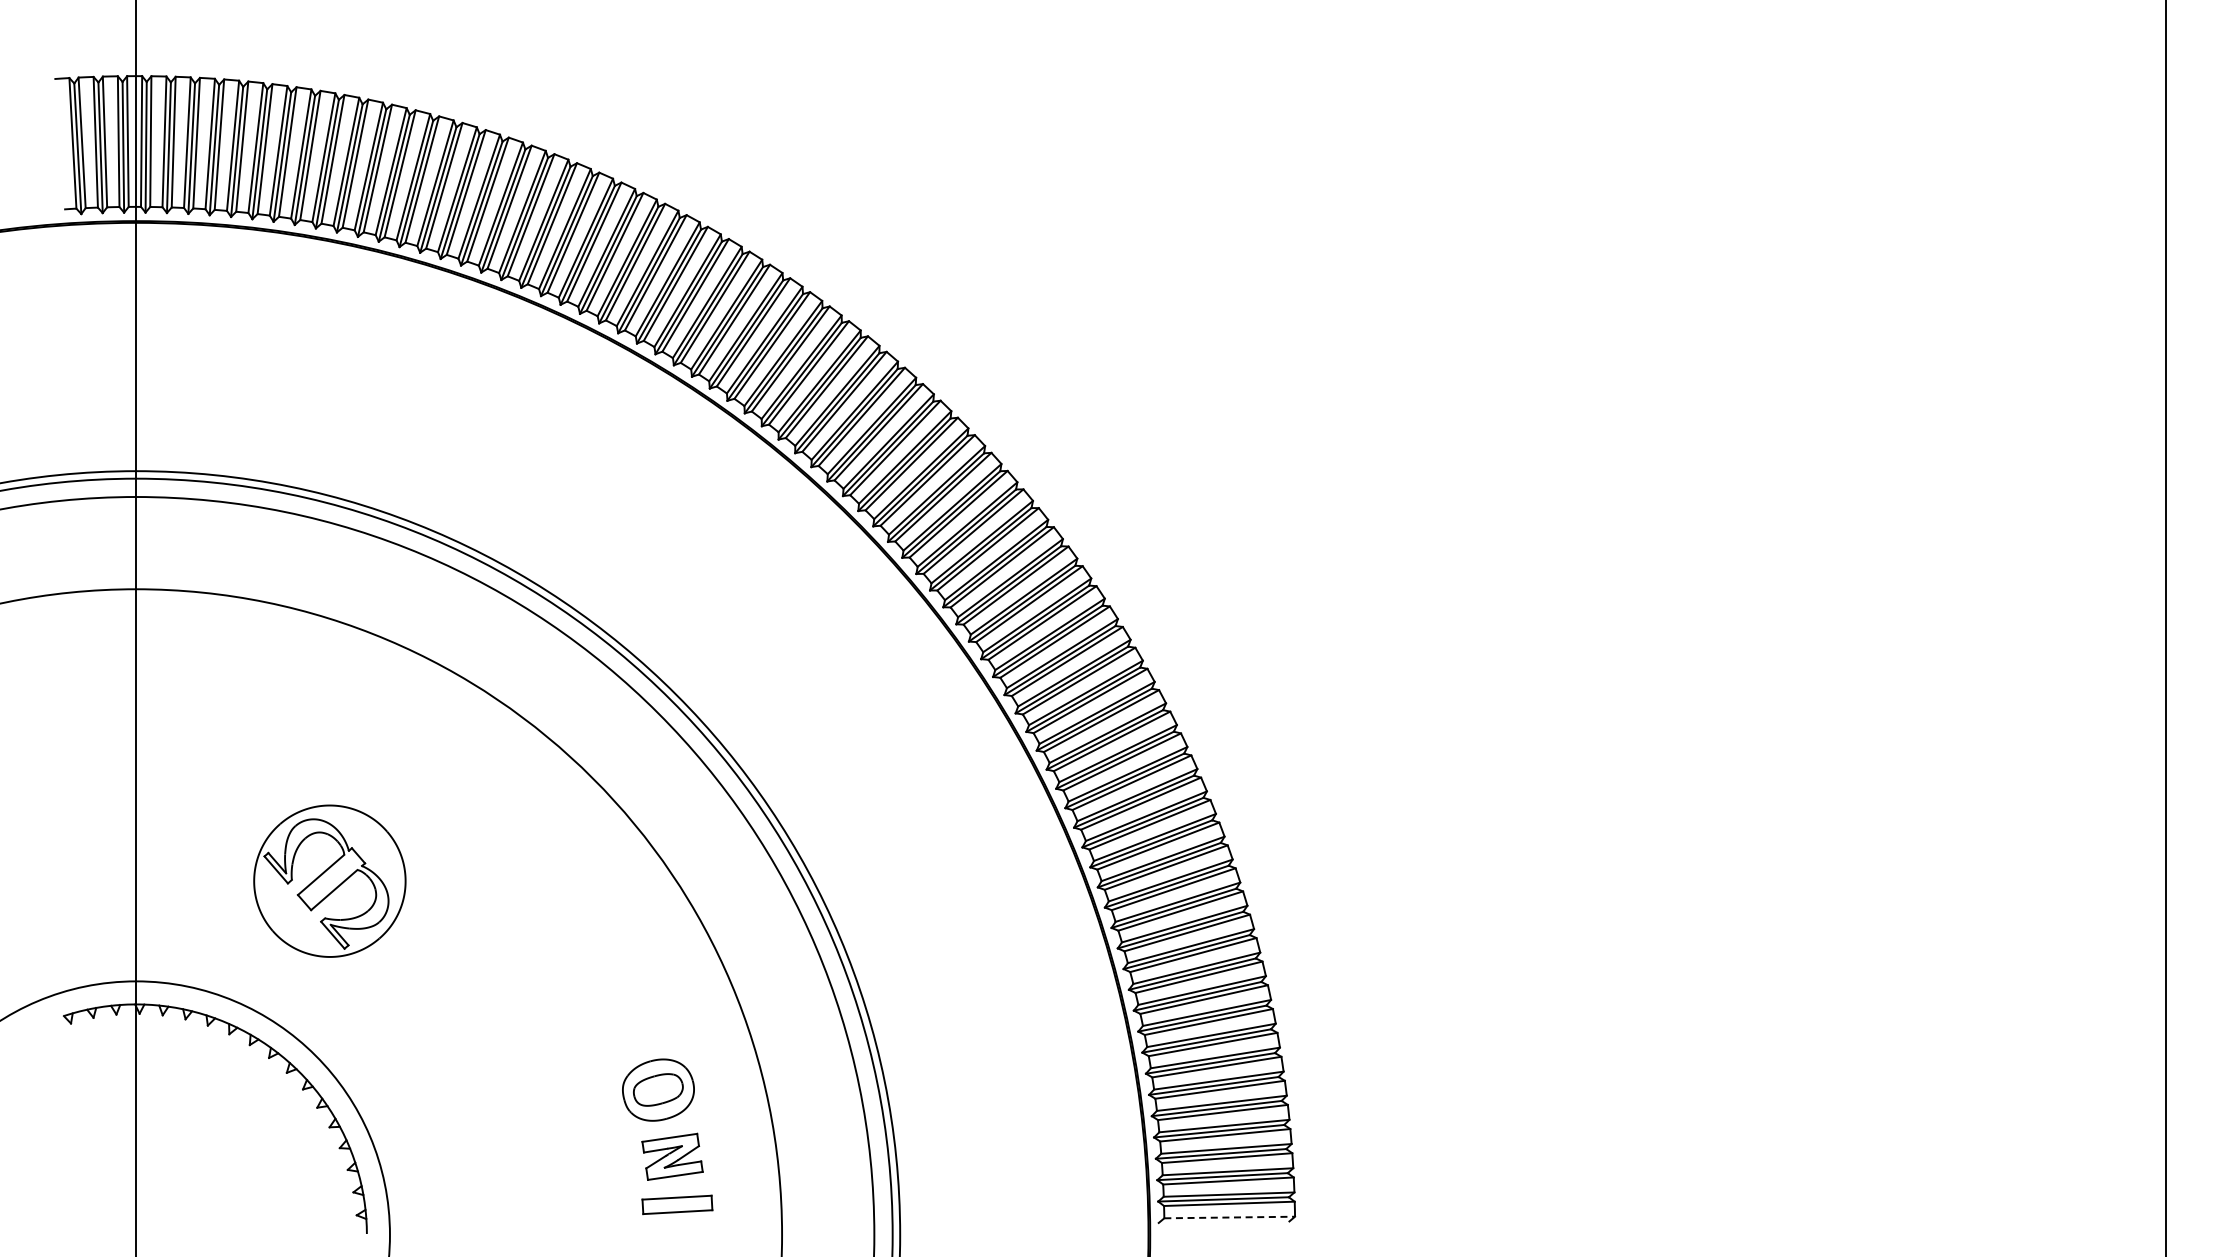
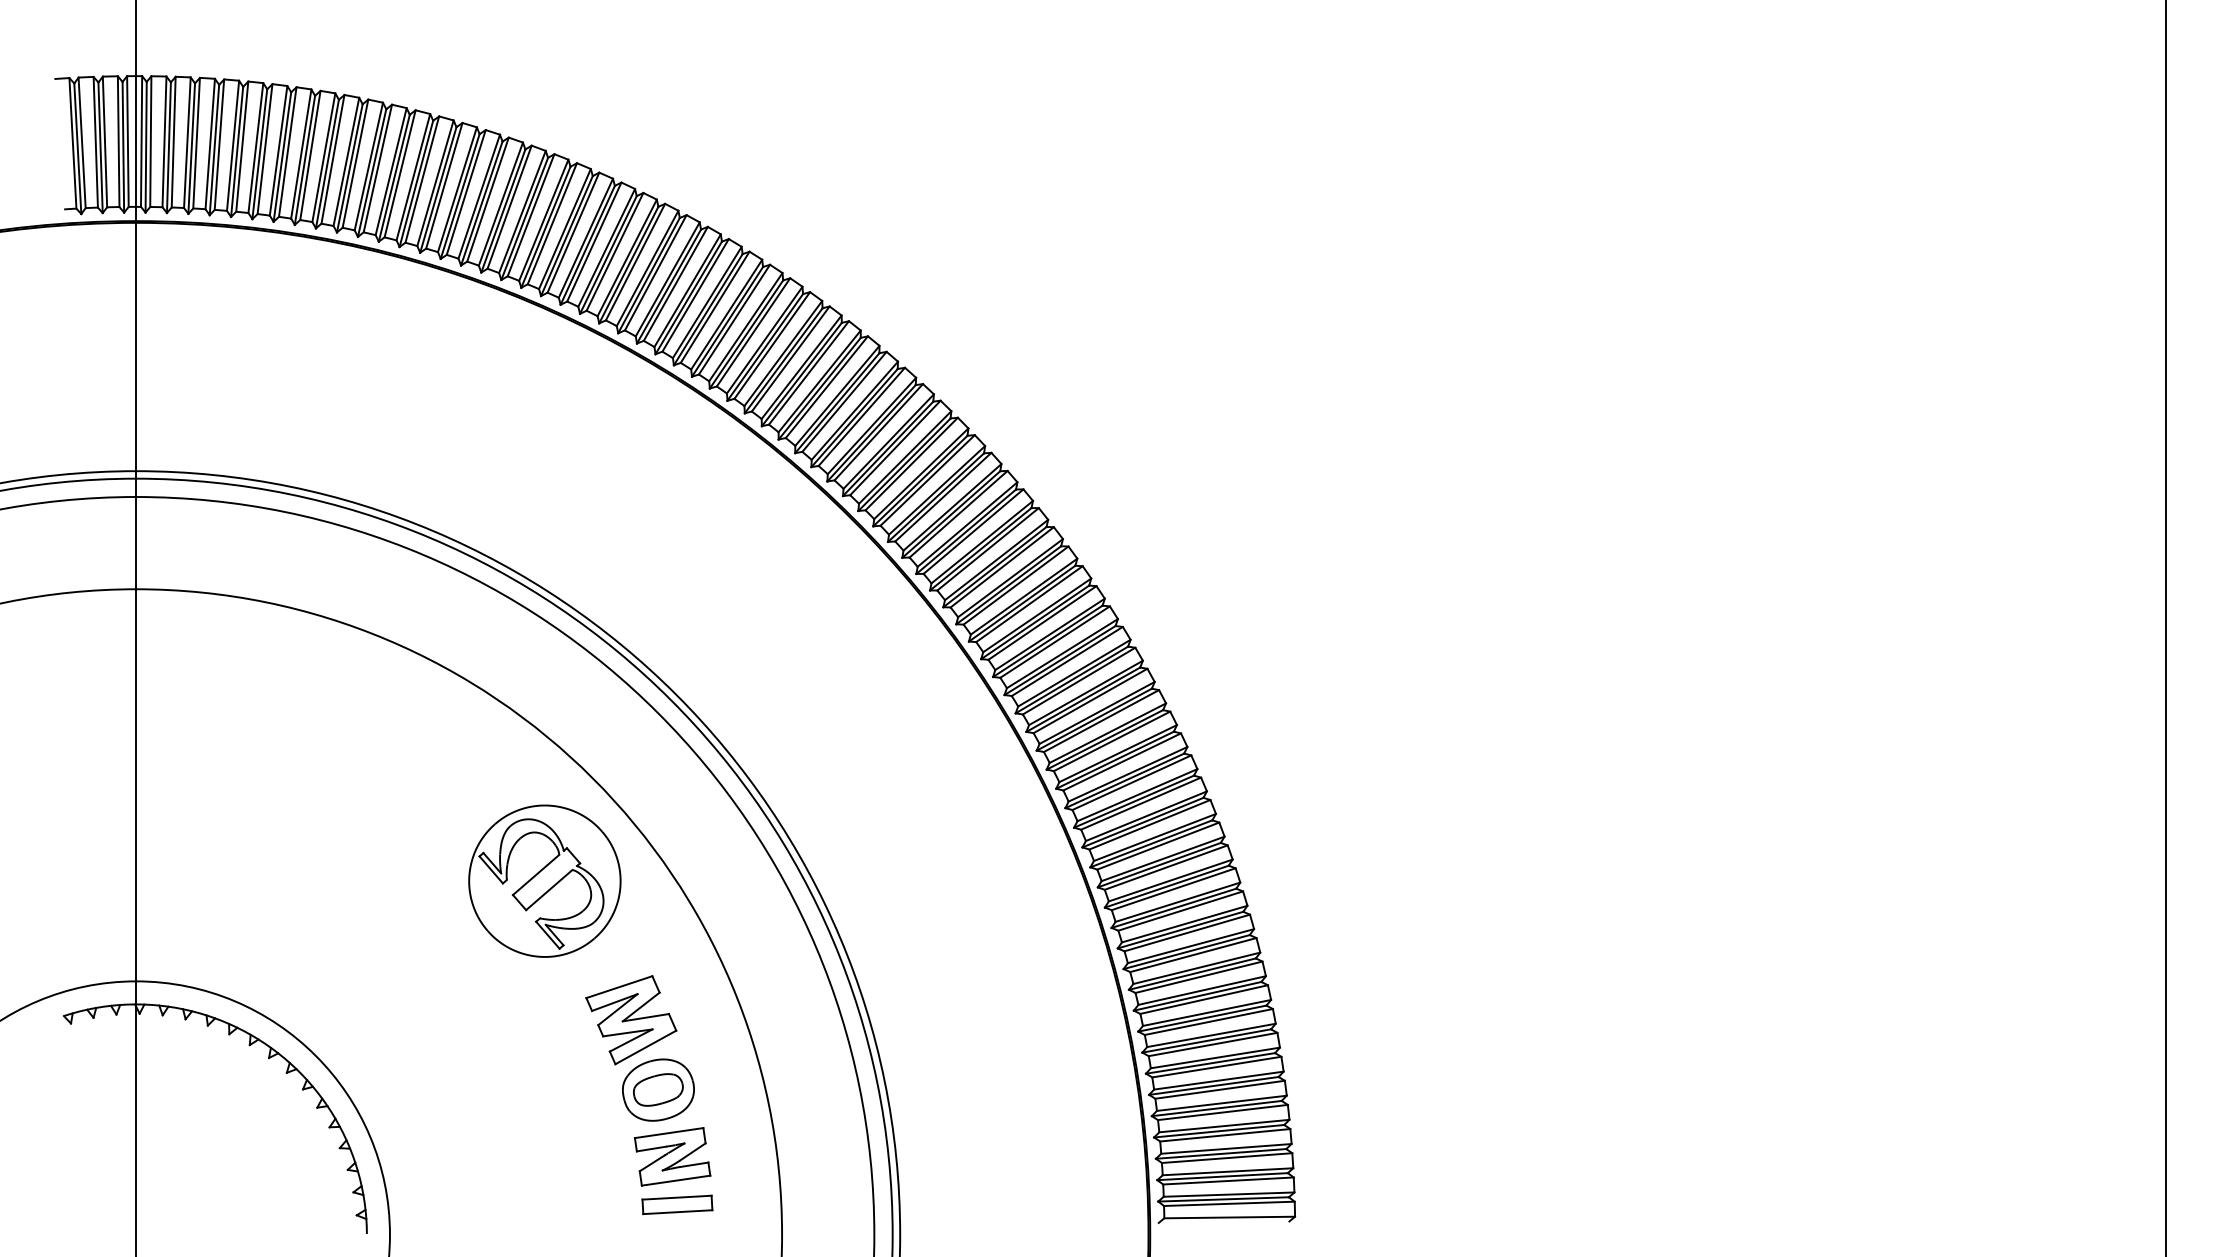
part position: (329, 880) -> (544, 880) (544, 880)
part: none -> present (631, 1020)
part size: 63x49 px -> 79x60 px (672, 1156)
line: dashed -> solid (1230, 1217)
